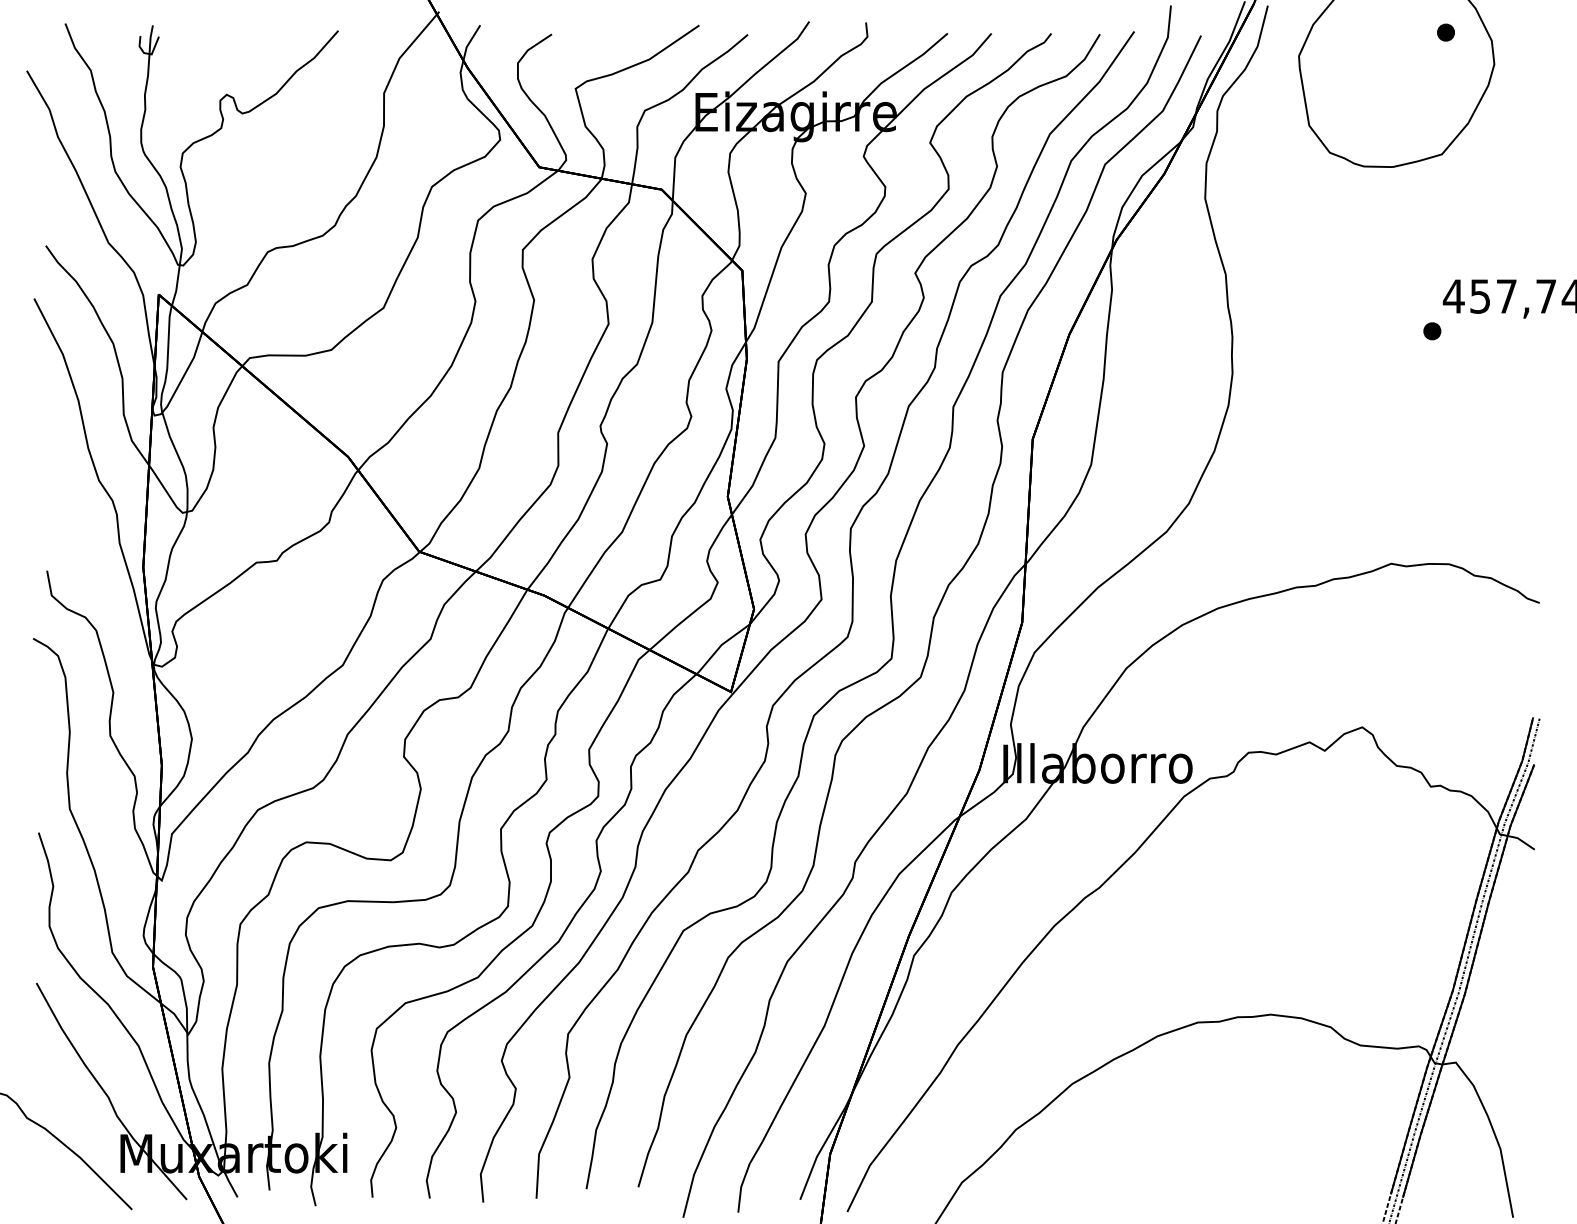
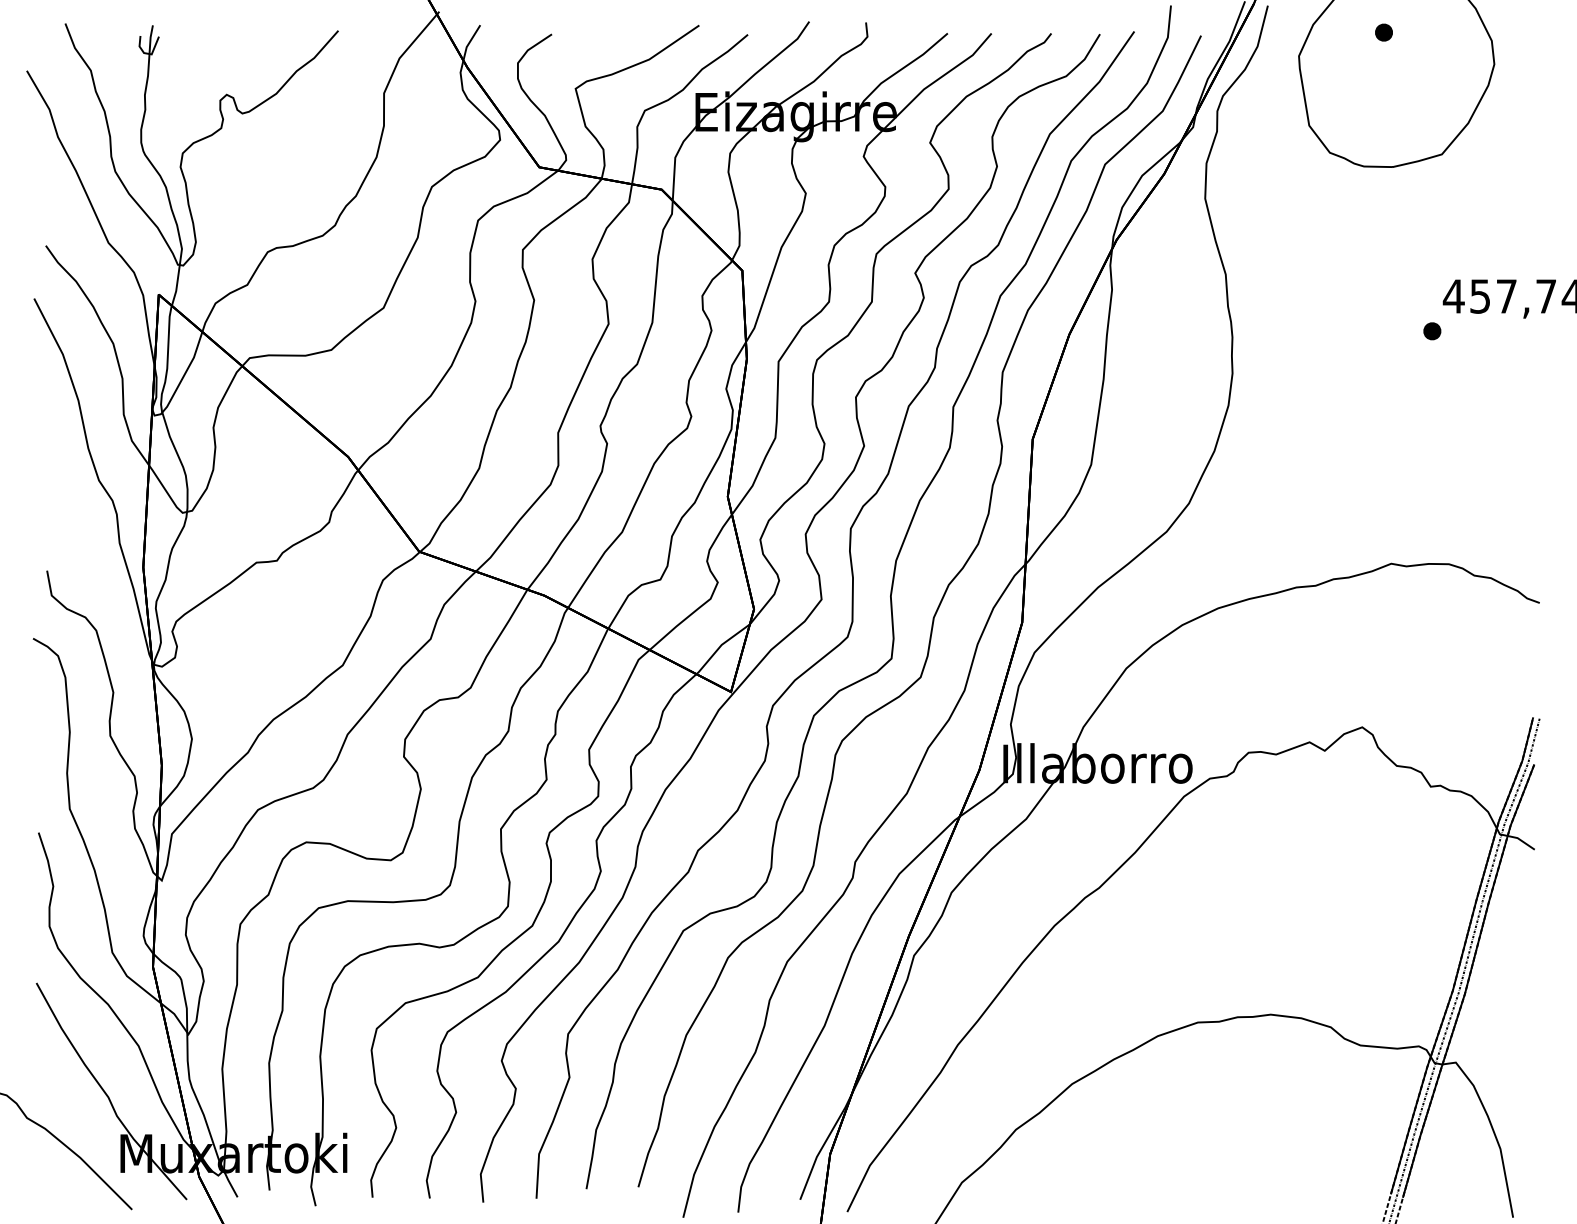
part position: (1445, 32) -> (1383, 32) (1383, 32)
